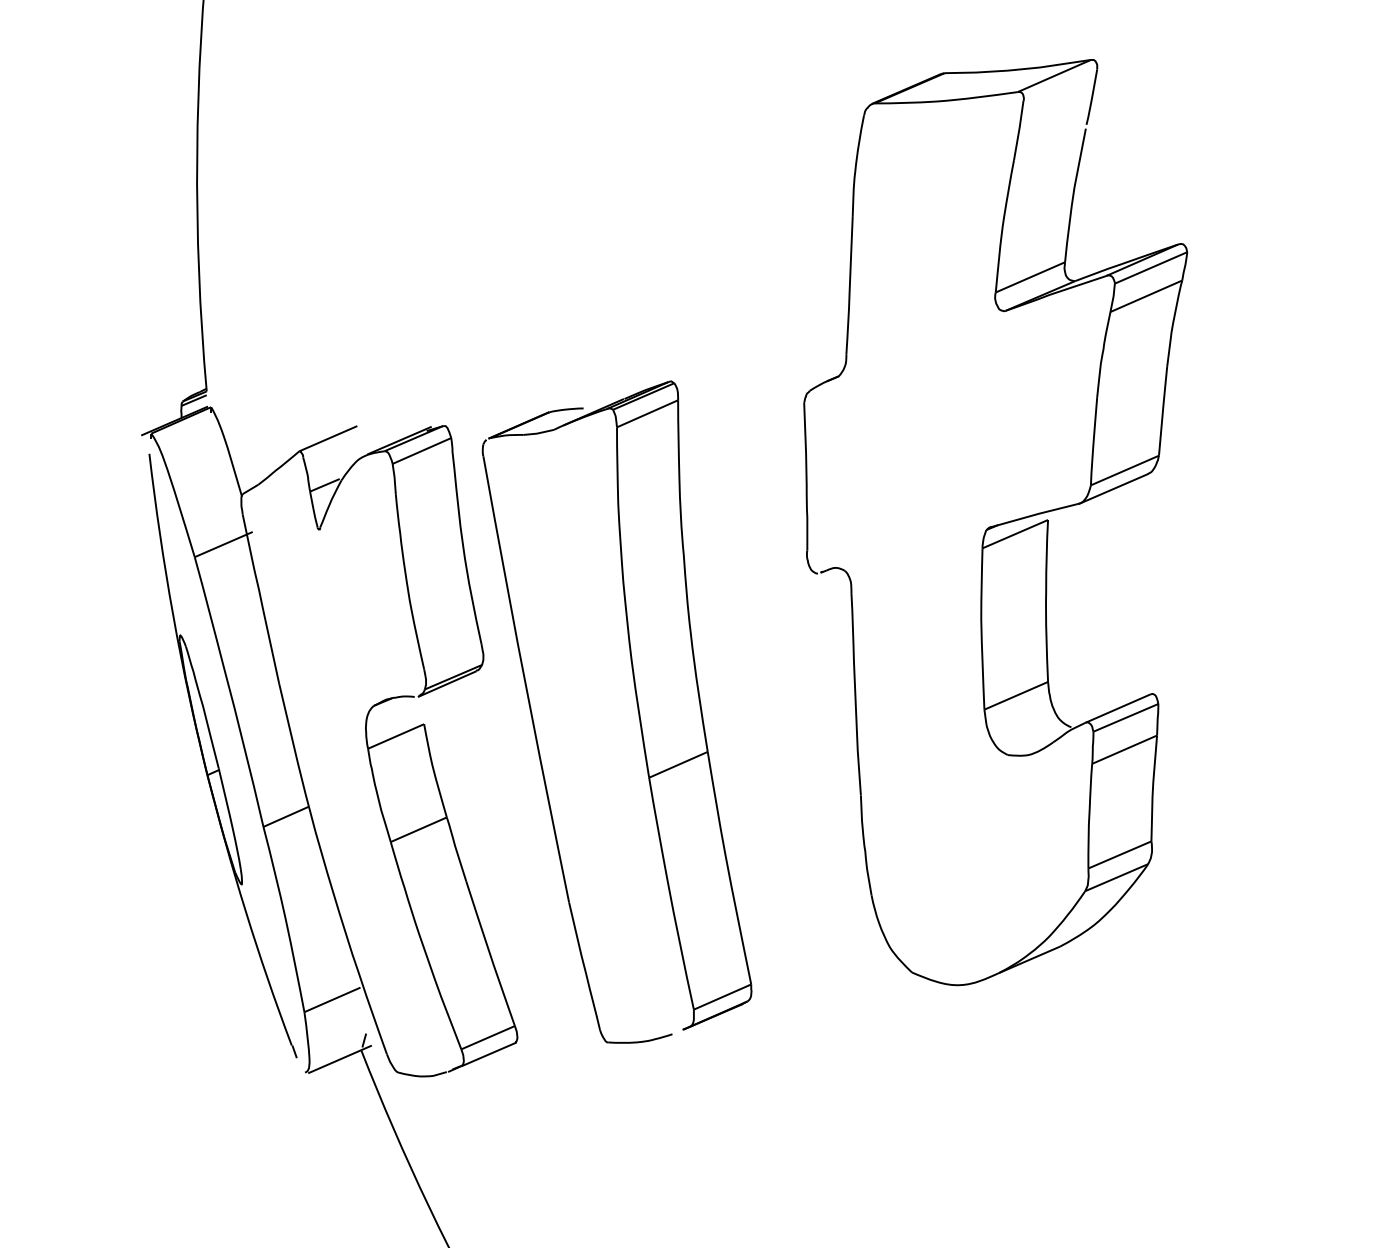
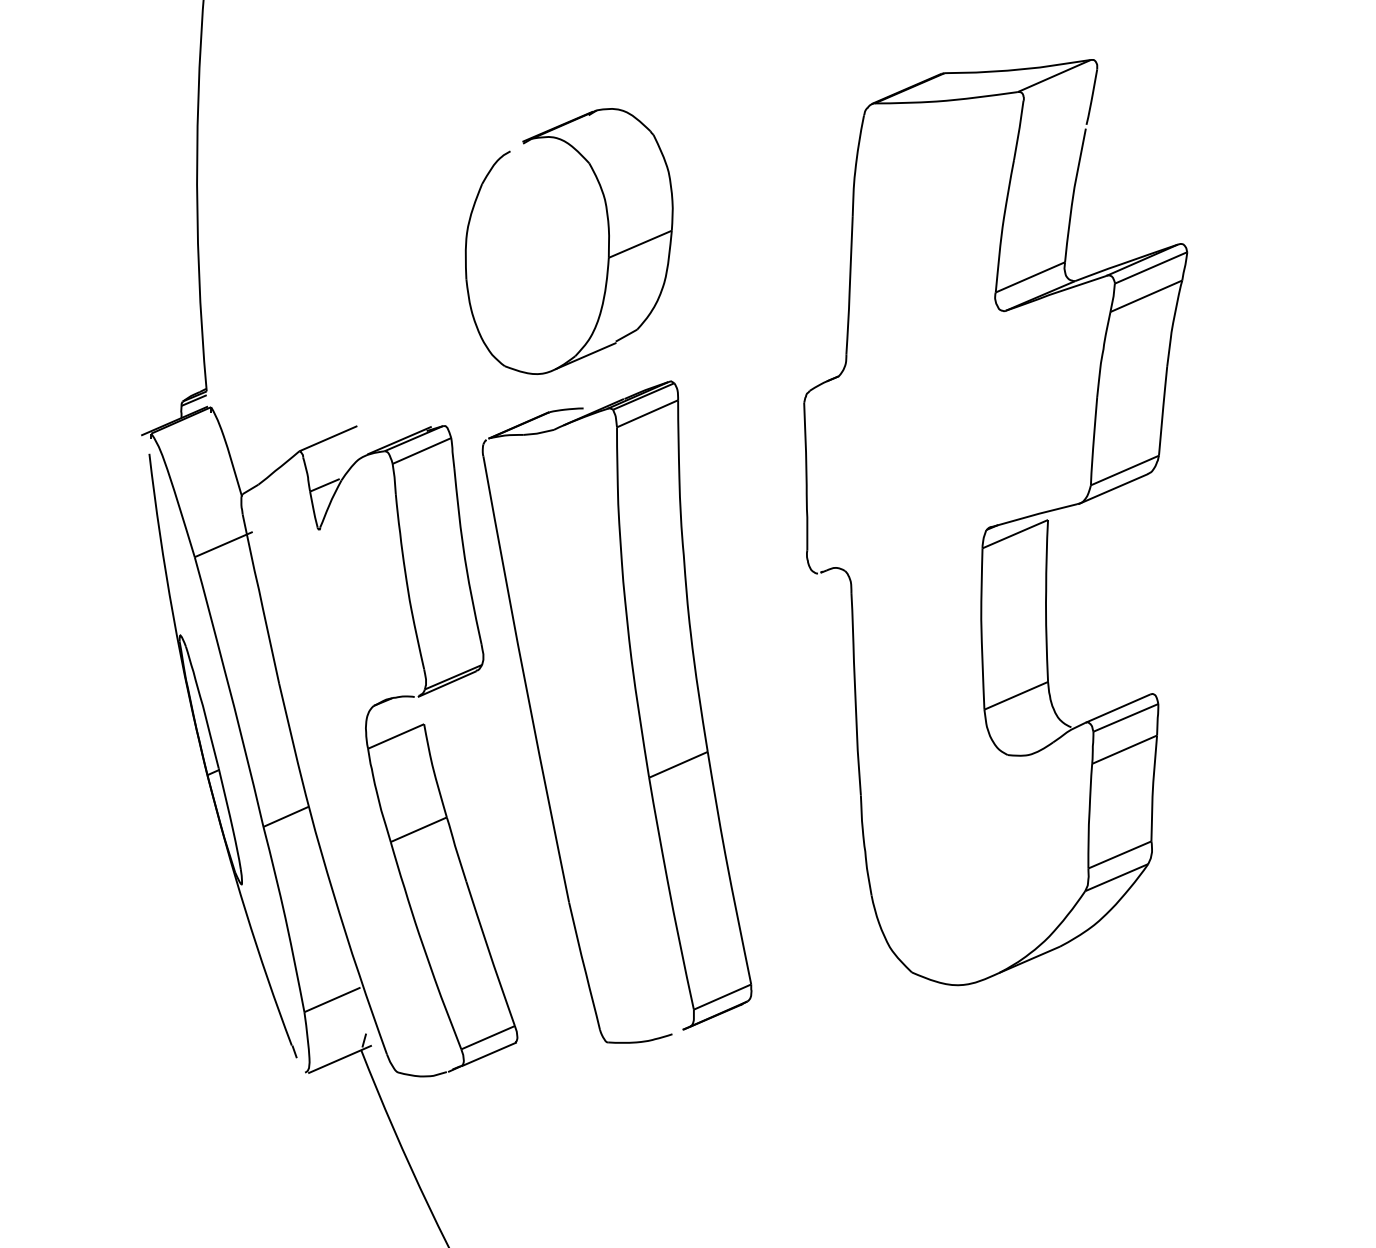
part: none -> present (608, 241)
